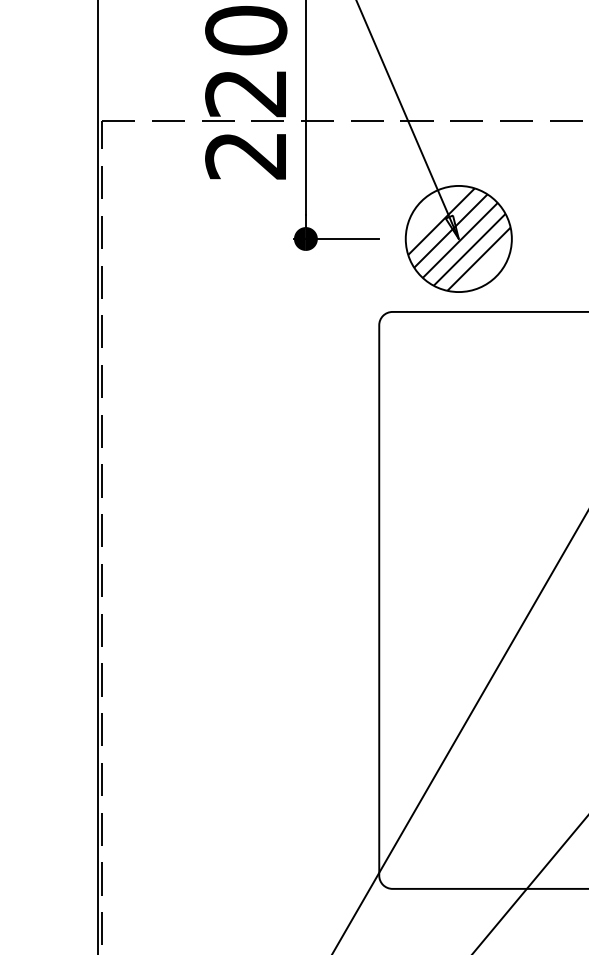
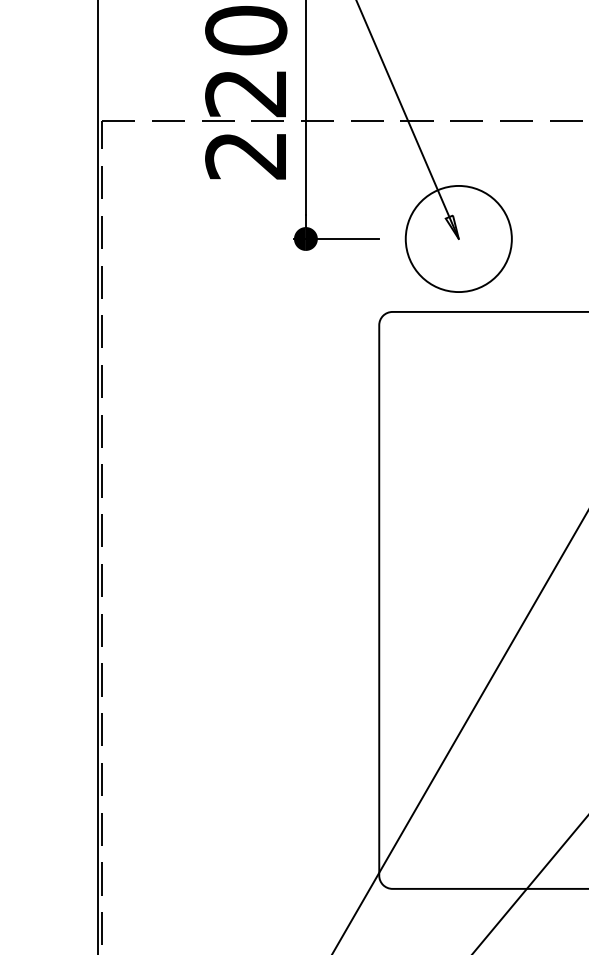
hatch: present -> none (459, 239)
